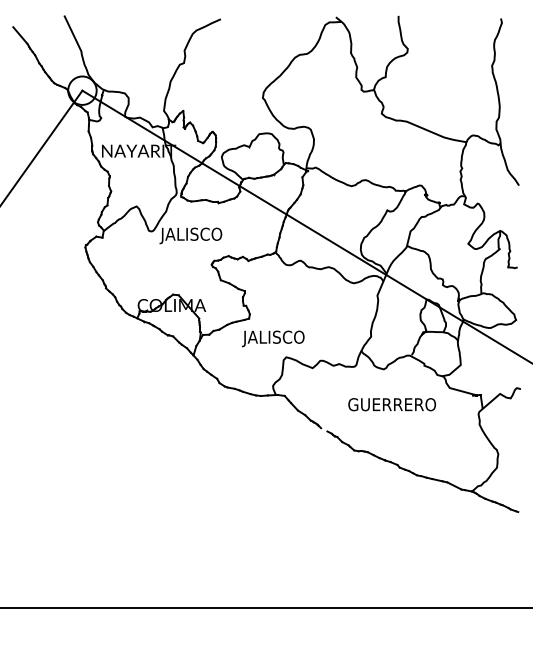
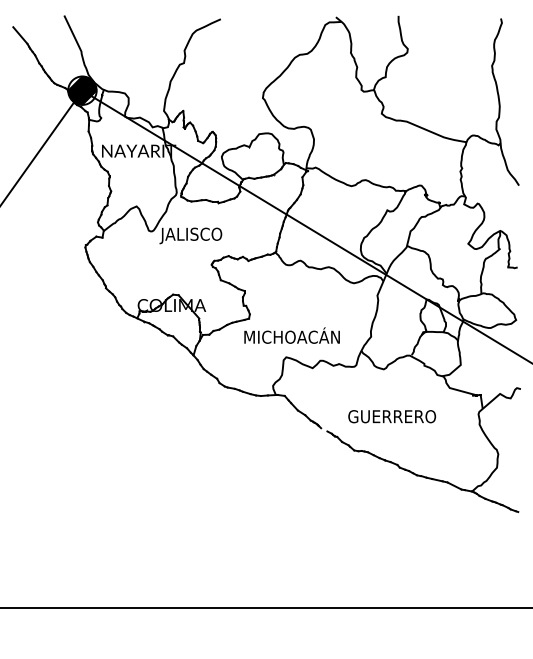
hatch: none -> present (82, 90)
text: JALISCO -> MICHOACÁN (290, 337)
text position: (392, 404) -> (392, 416) (392, 416)
